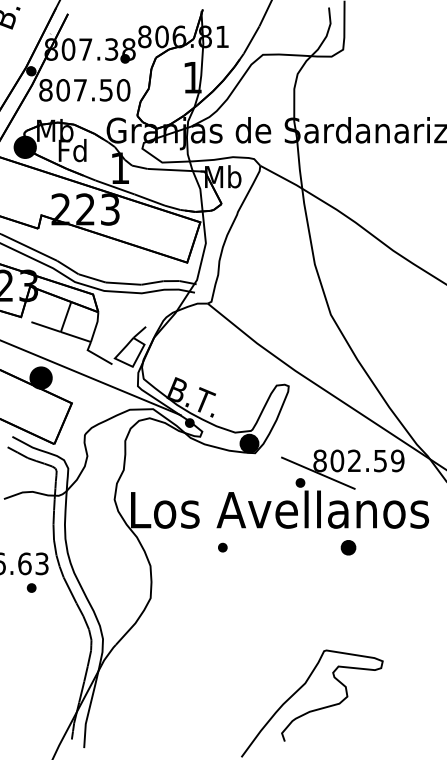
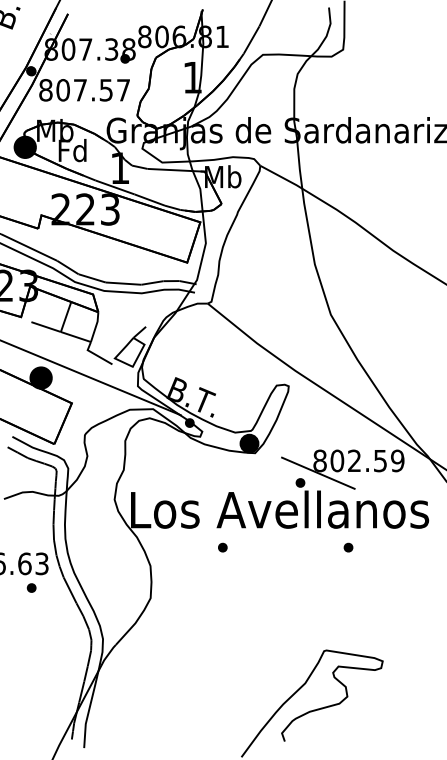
text: 807.50 -> 807.57 (123, 90)
part size: 17x16 px -> 11x11 px (348, 547)
